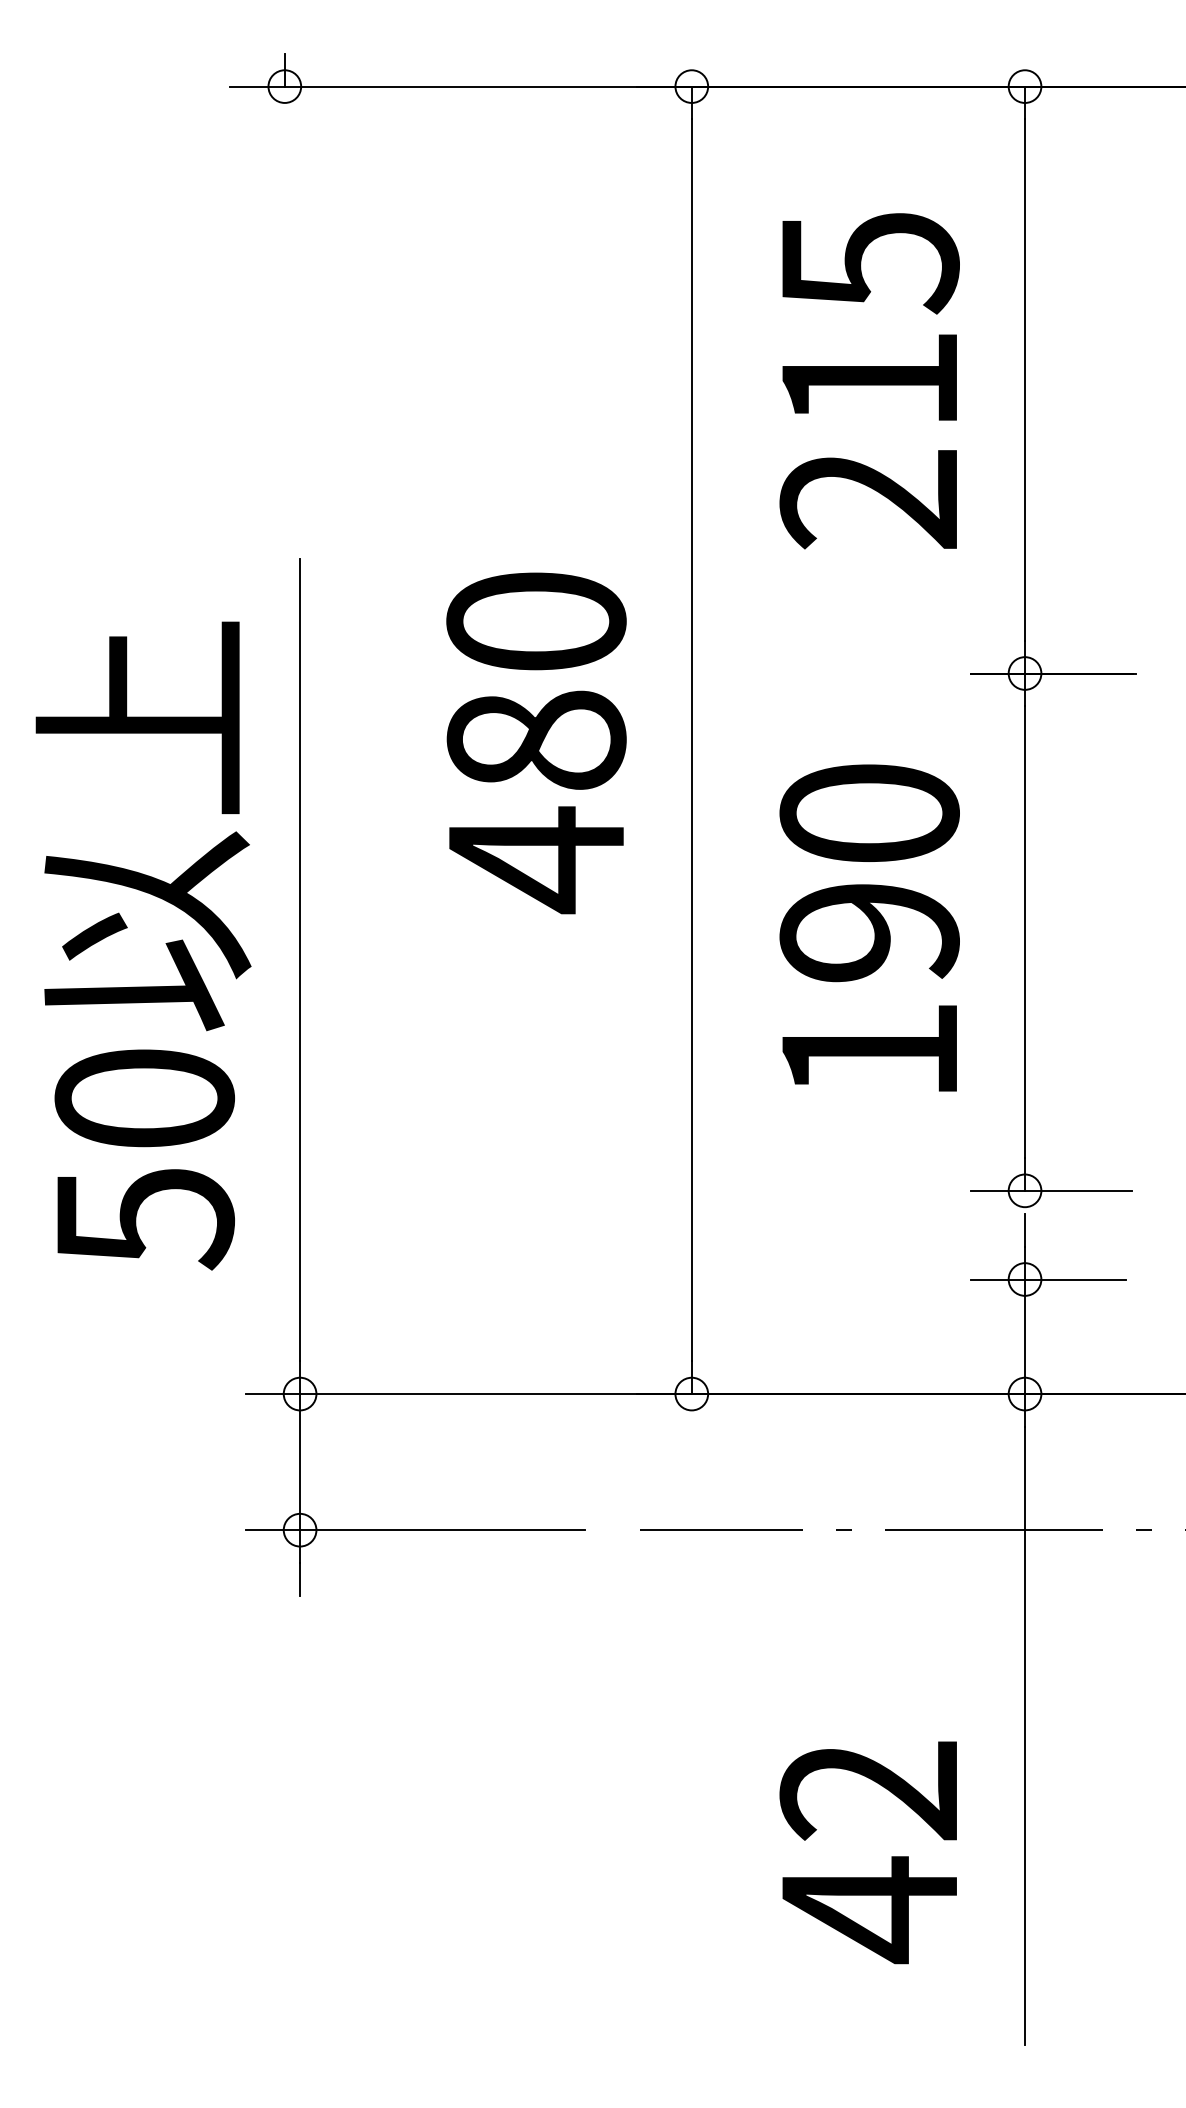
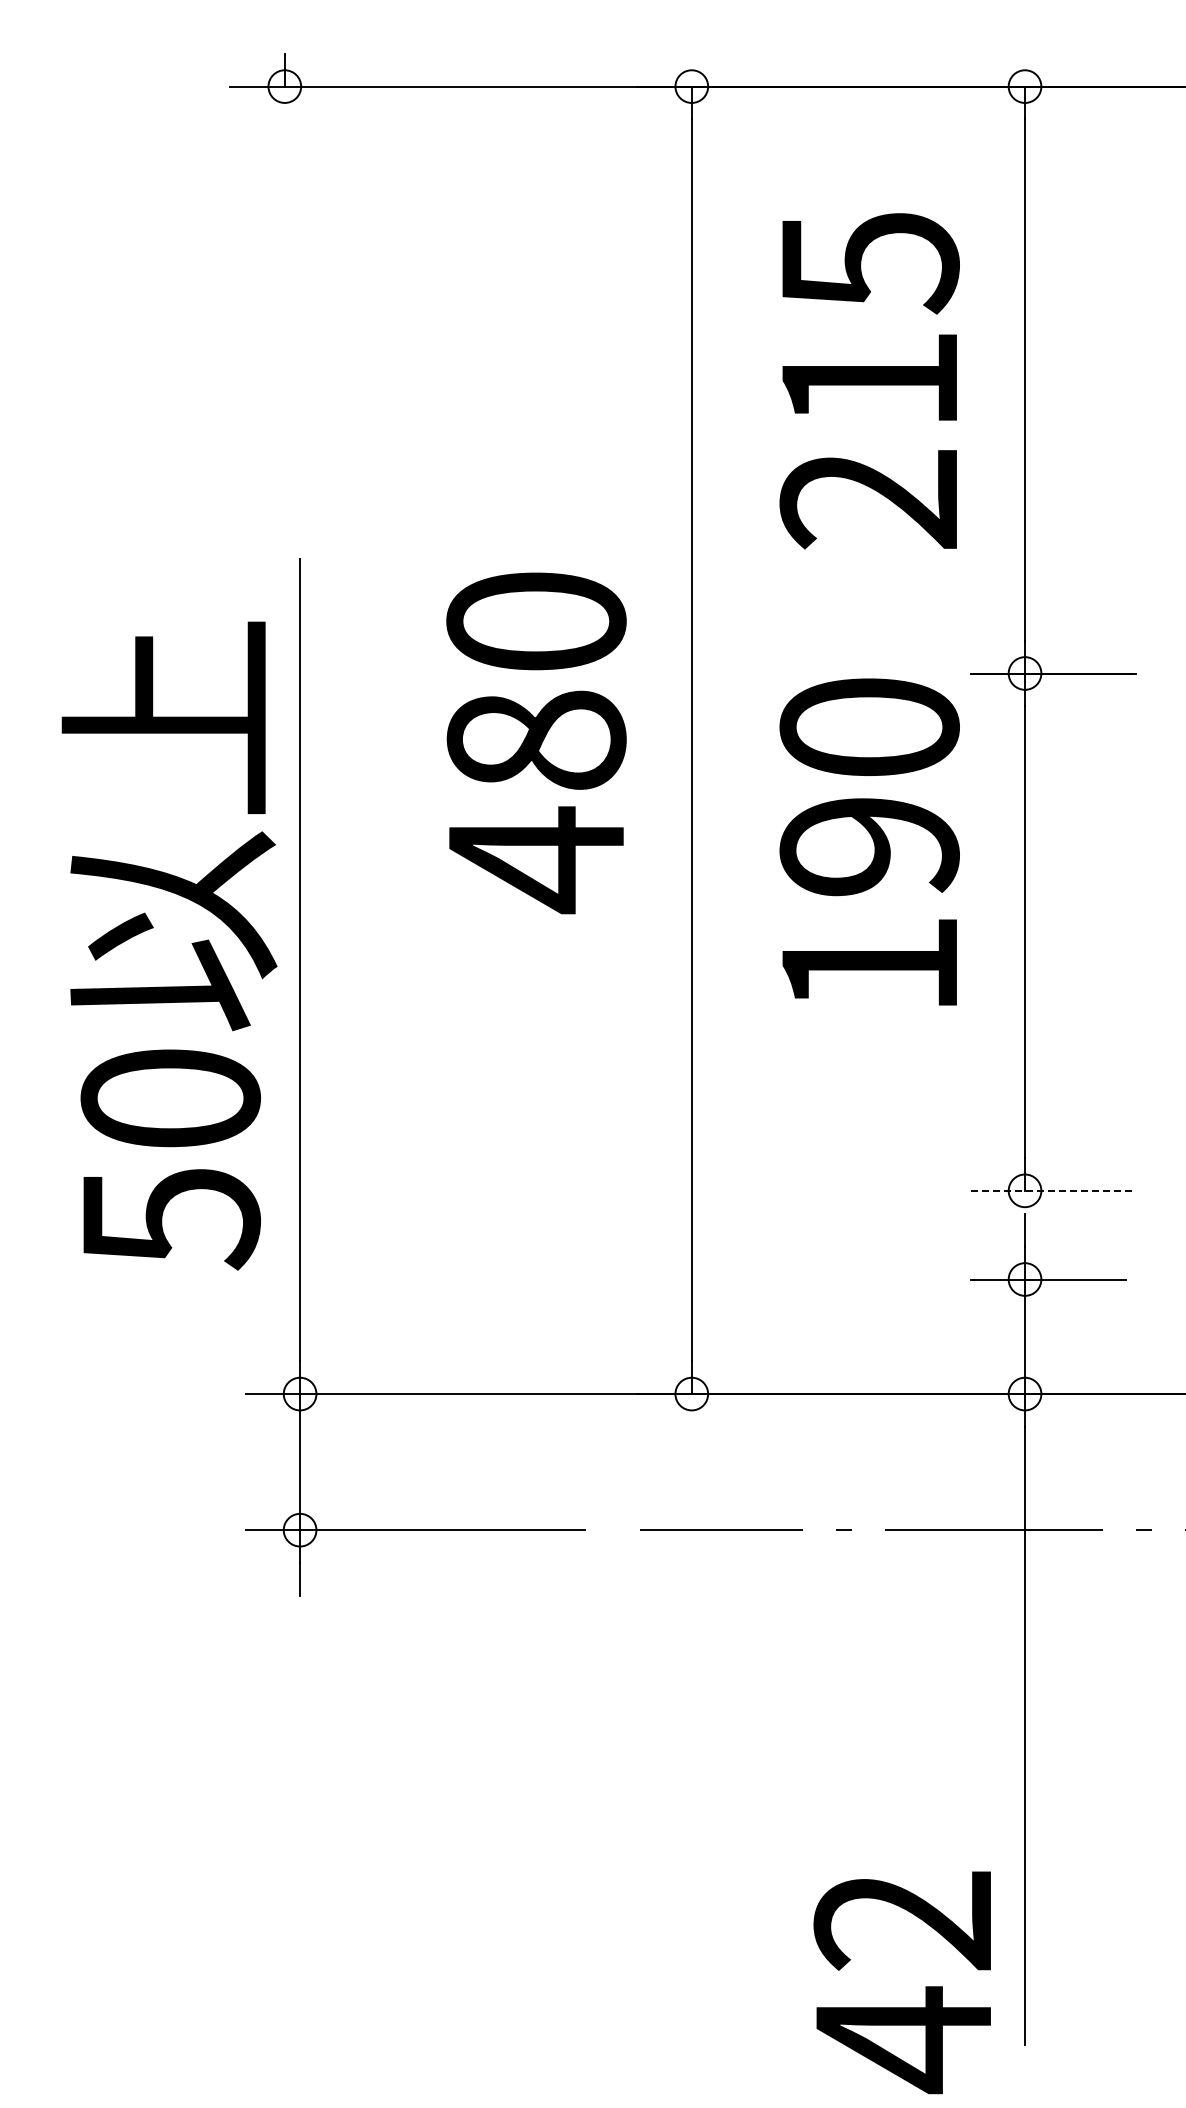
text position: (869, 927) -> (869, 841) (869, 841)
text position: (143, 945) -> (169, 945) (169, 945)
line: solid -> dashed (1051, 1190)
text position: (867, 1852) -> (901, 1982) (901, 1982)
